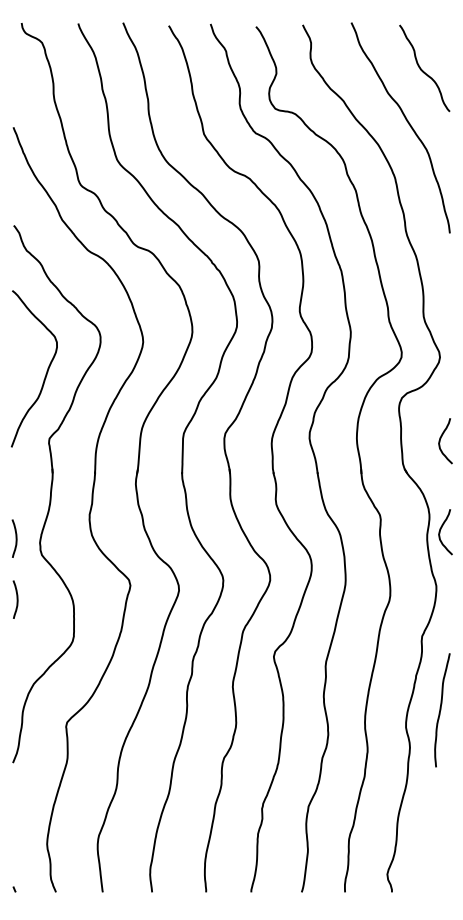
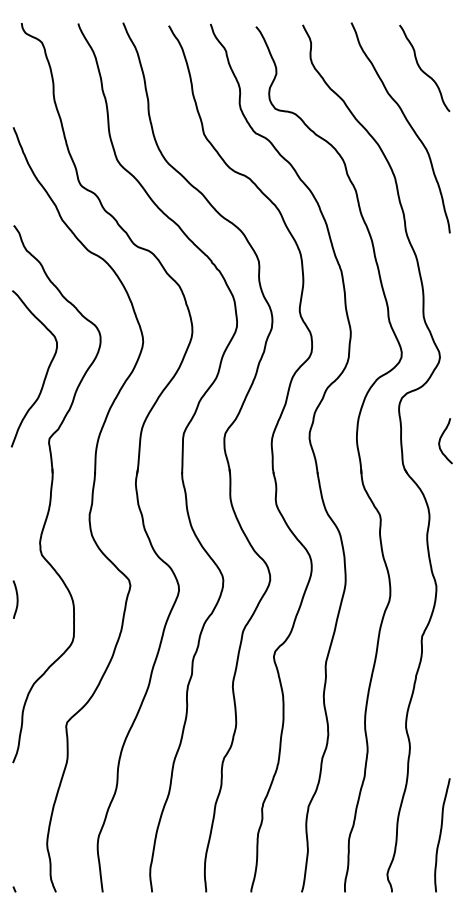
curve: present -> none (441, 529)
curve: present -> none (15, 538)
curve position: (441, 710) -> (441, 835) (441, 835)
